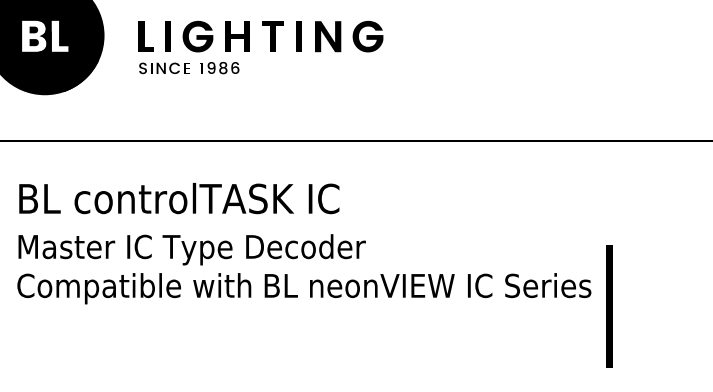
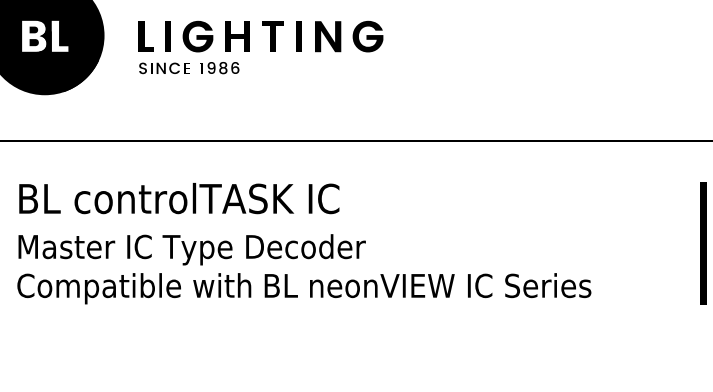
line position: (609, 306) -> (703, 243) (703, 243)
